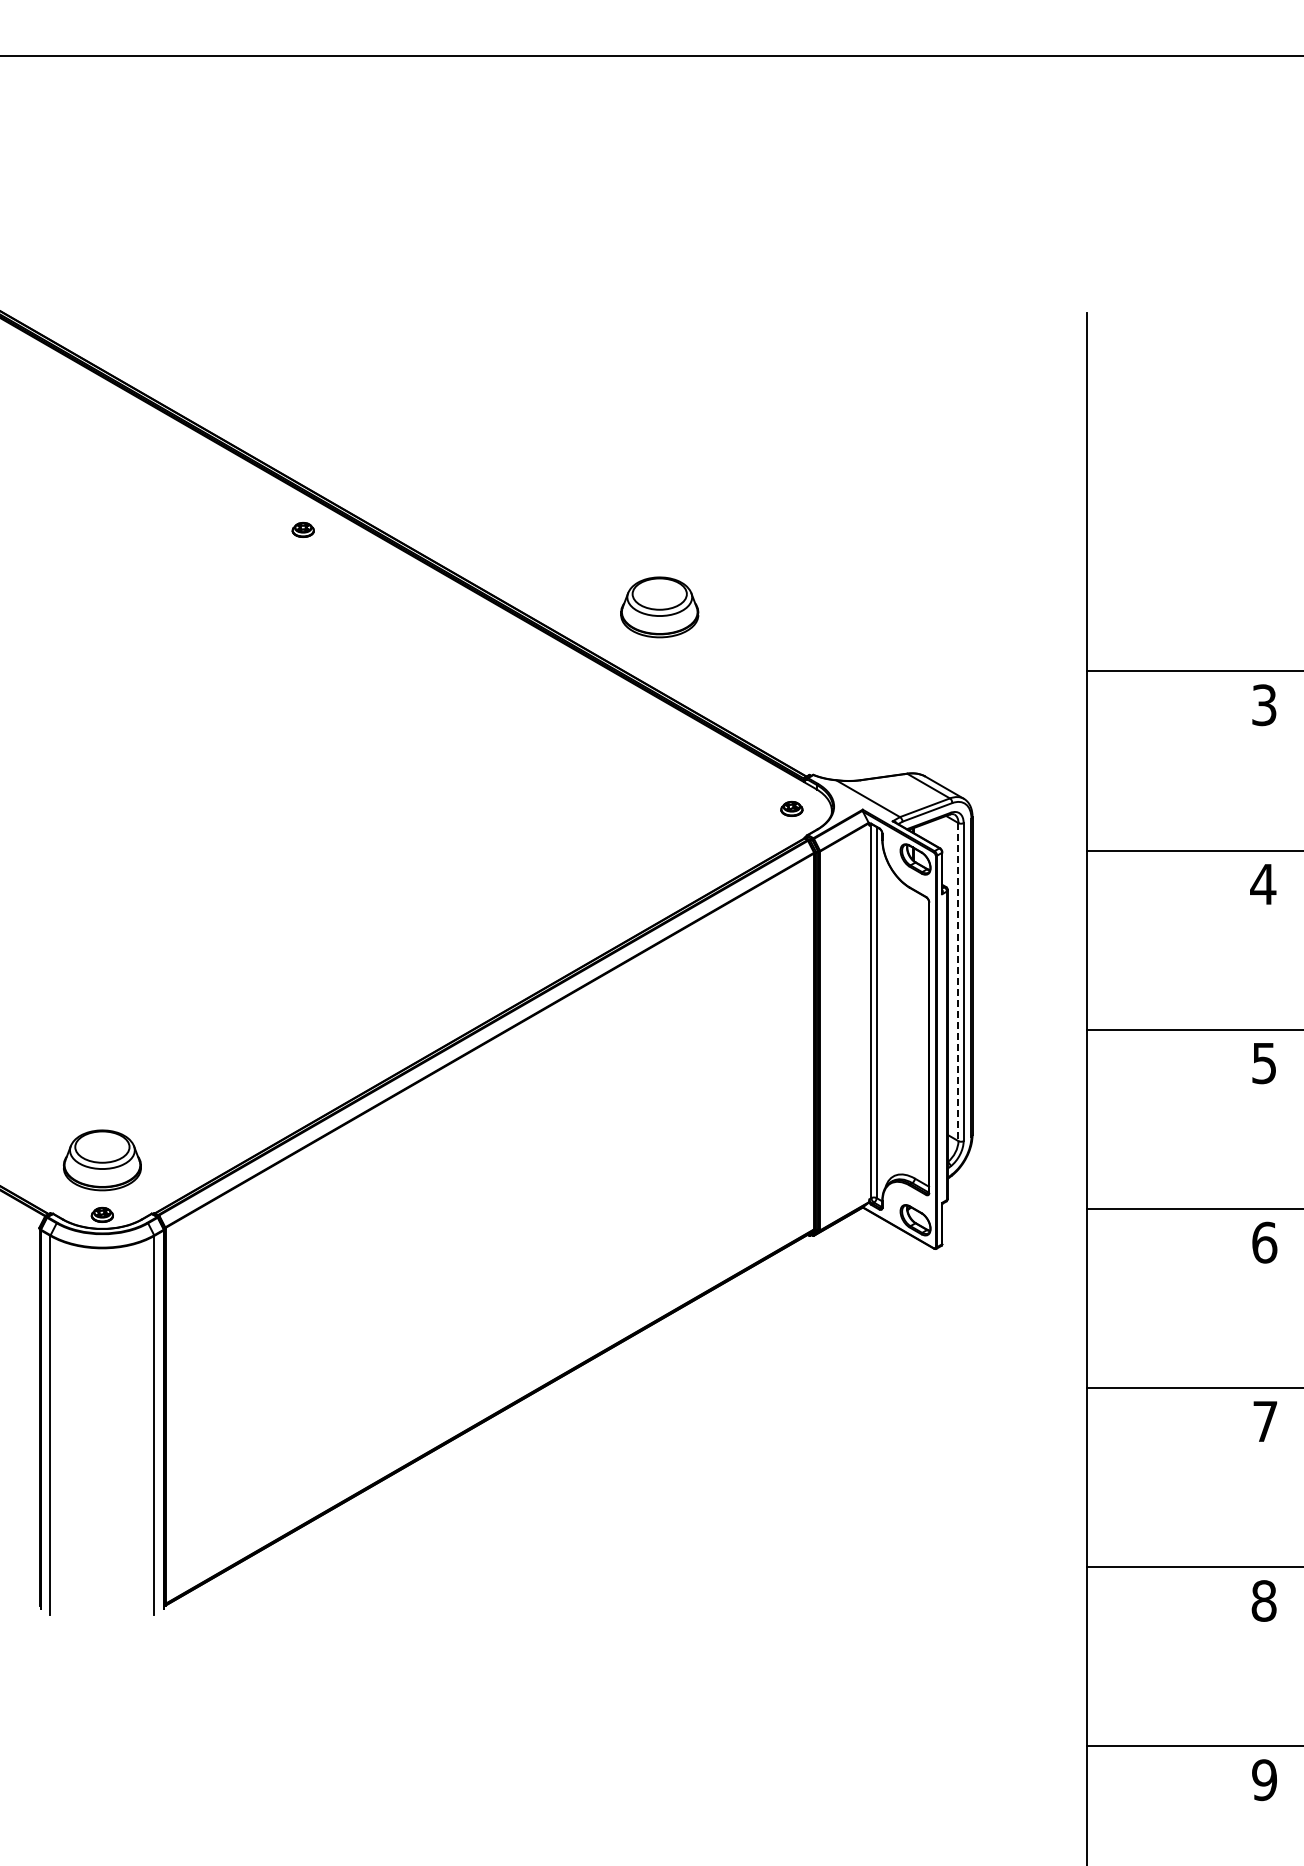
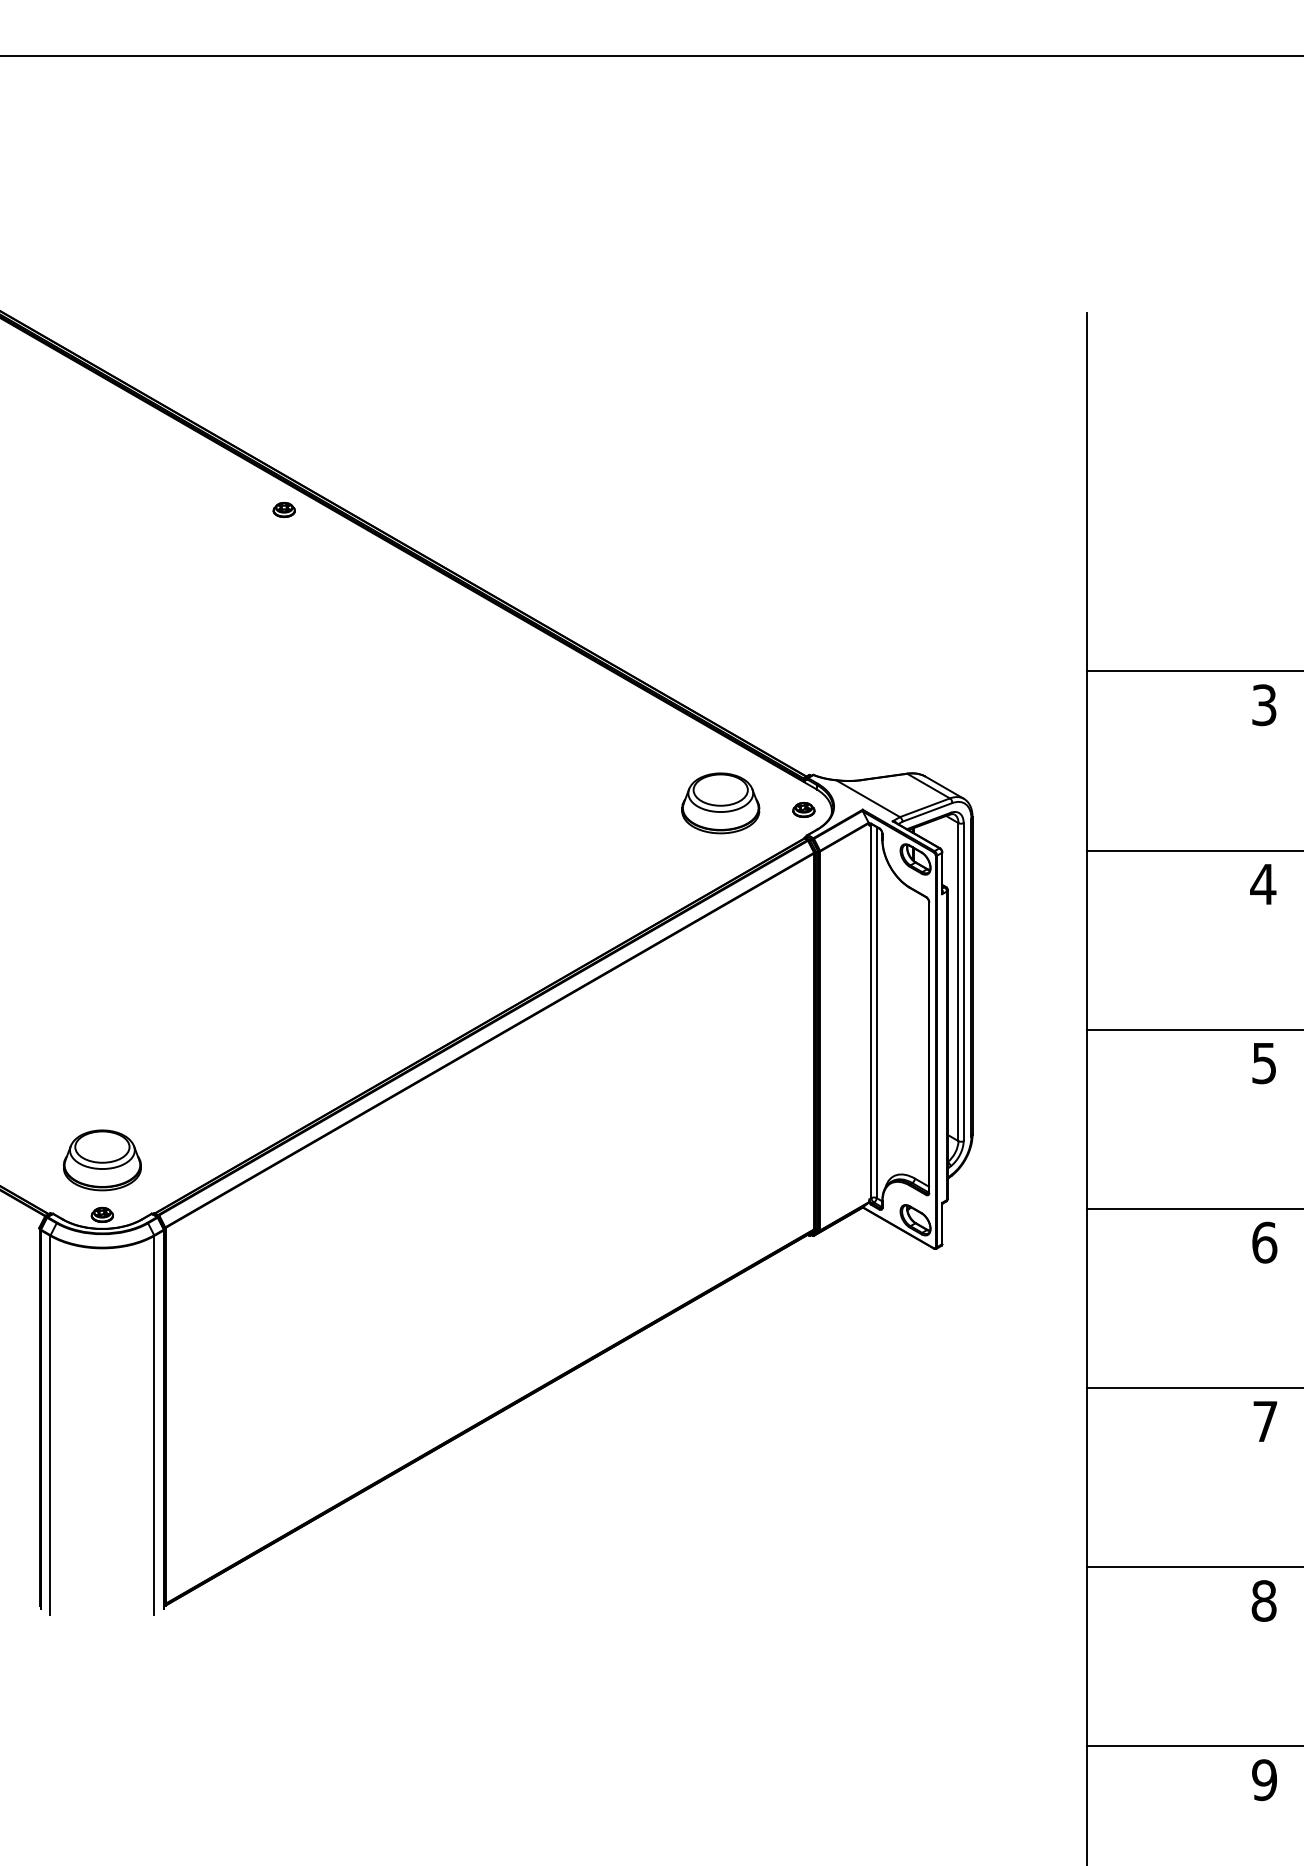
part position: (302, 529) -> (283, 509) (283, 509)
part position: (659, 607) -> (720, 803) (720, 803)
part position: (791, 808) -> (803, 809) (803, 809)
line: dashed -> solid (958, 982)
